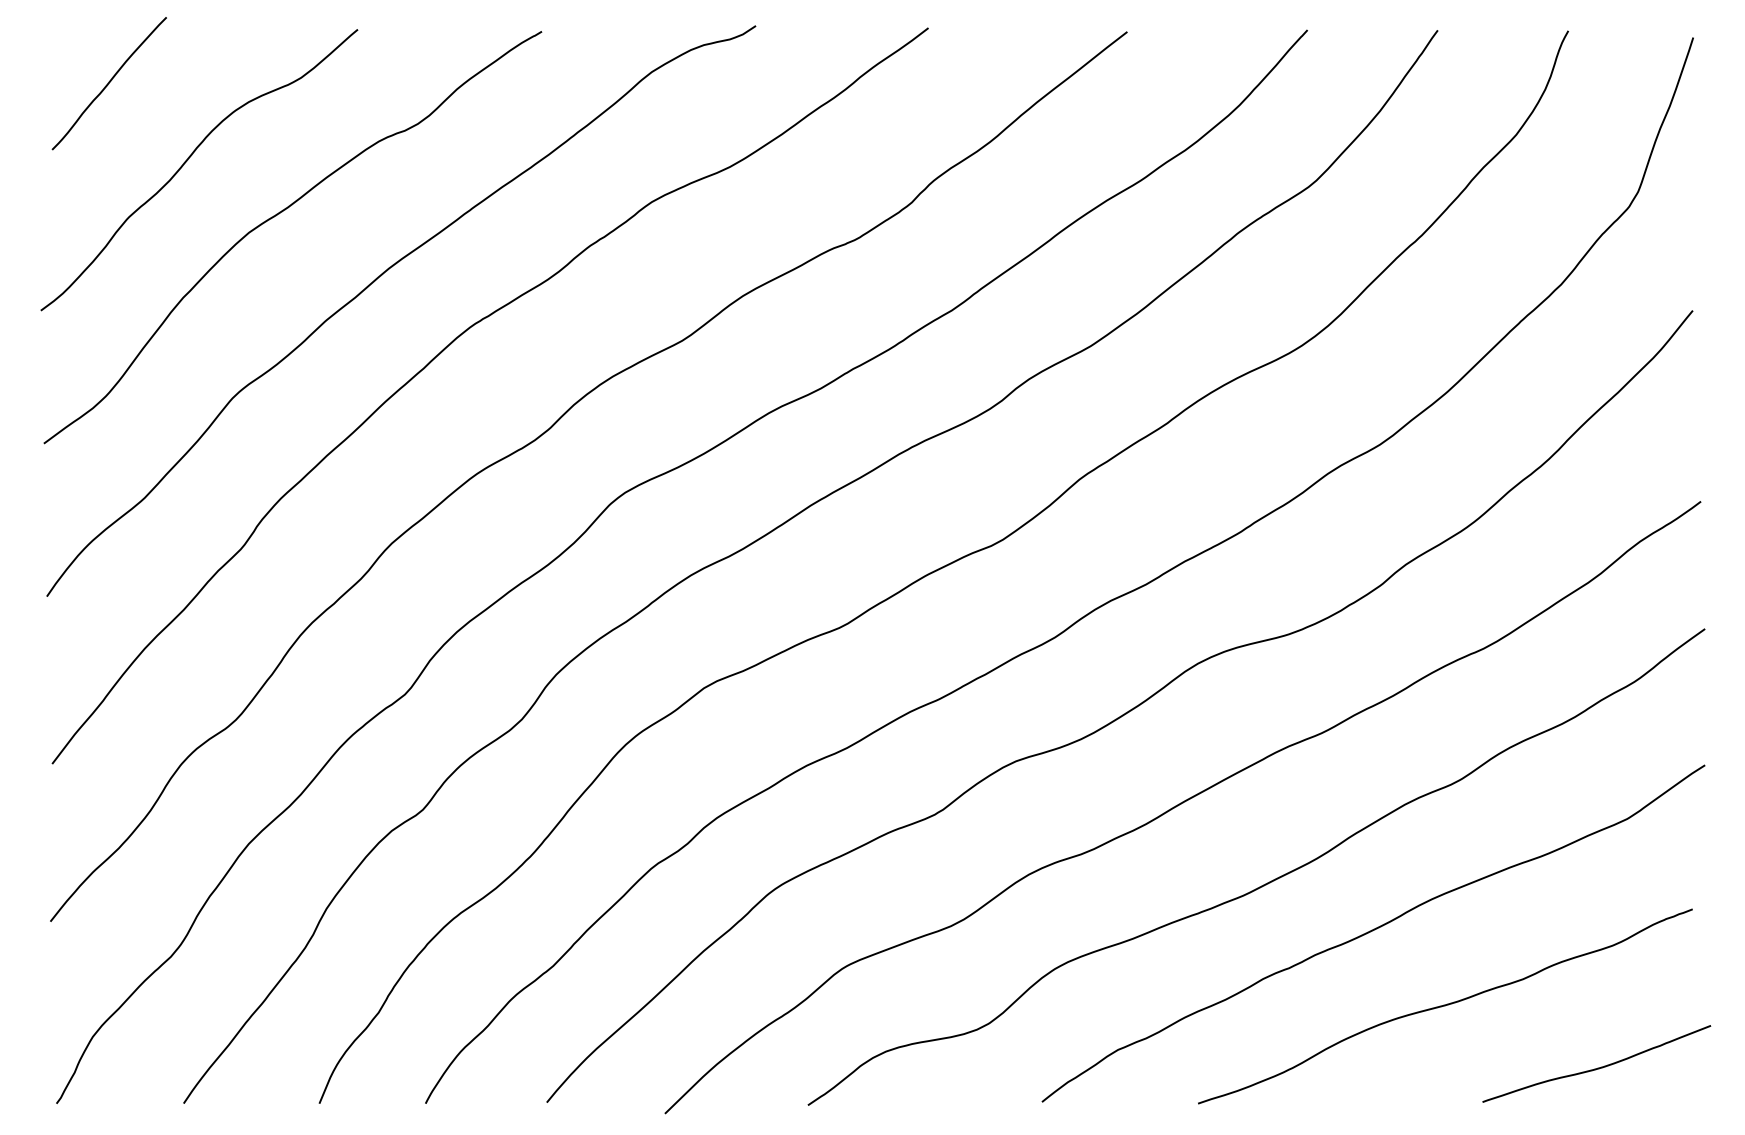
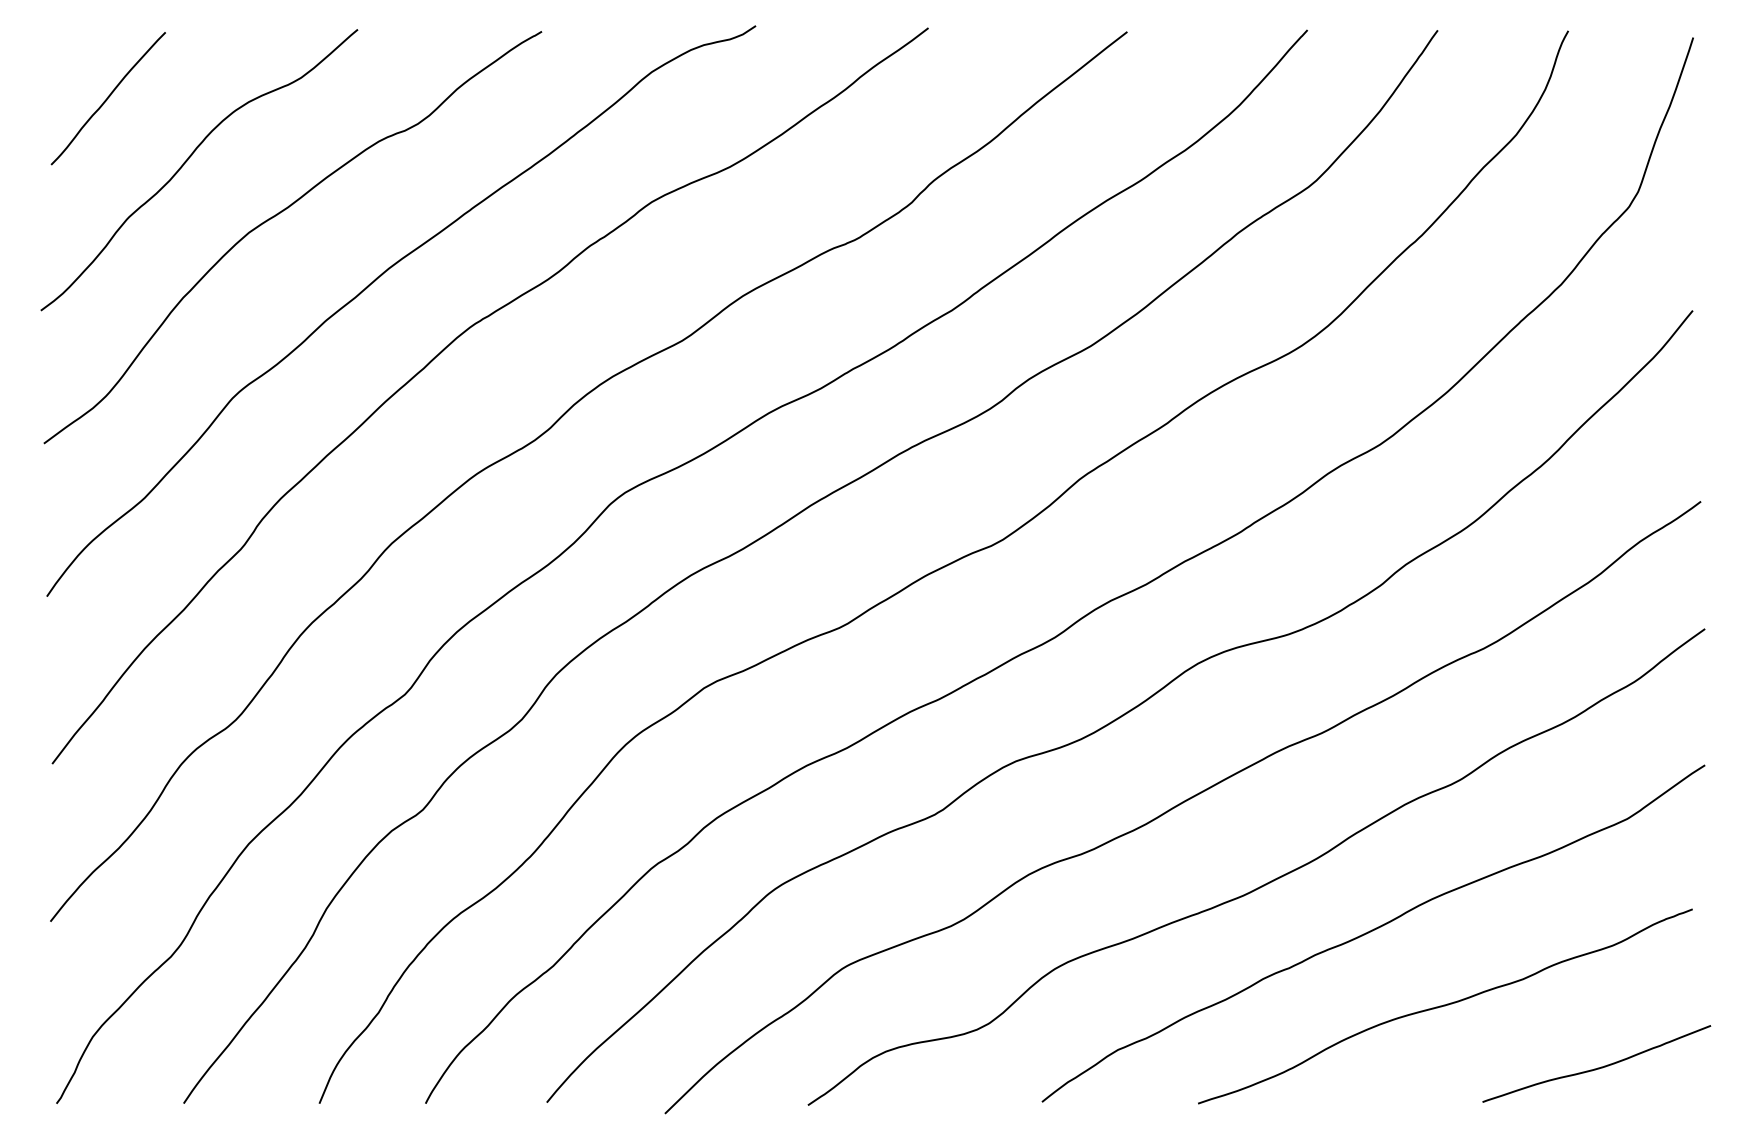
curve position: (108, 83) -> (107, 98) (107, 98)
